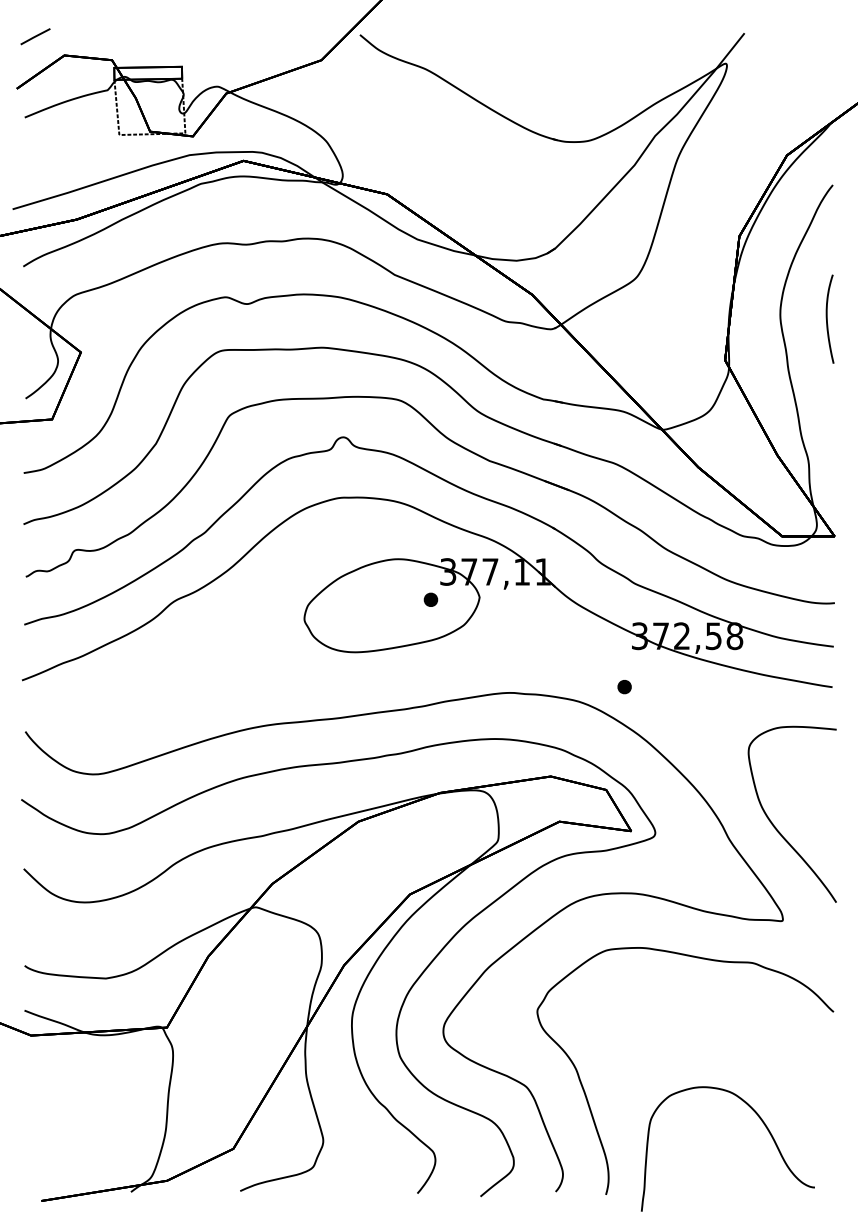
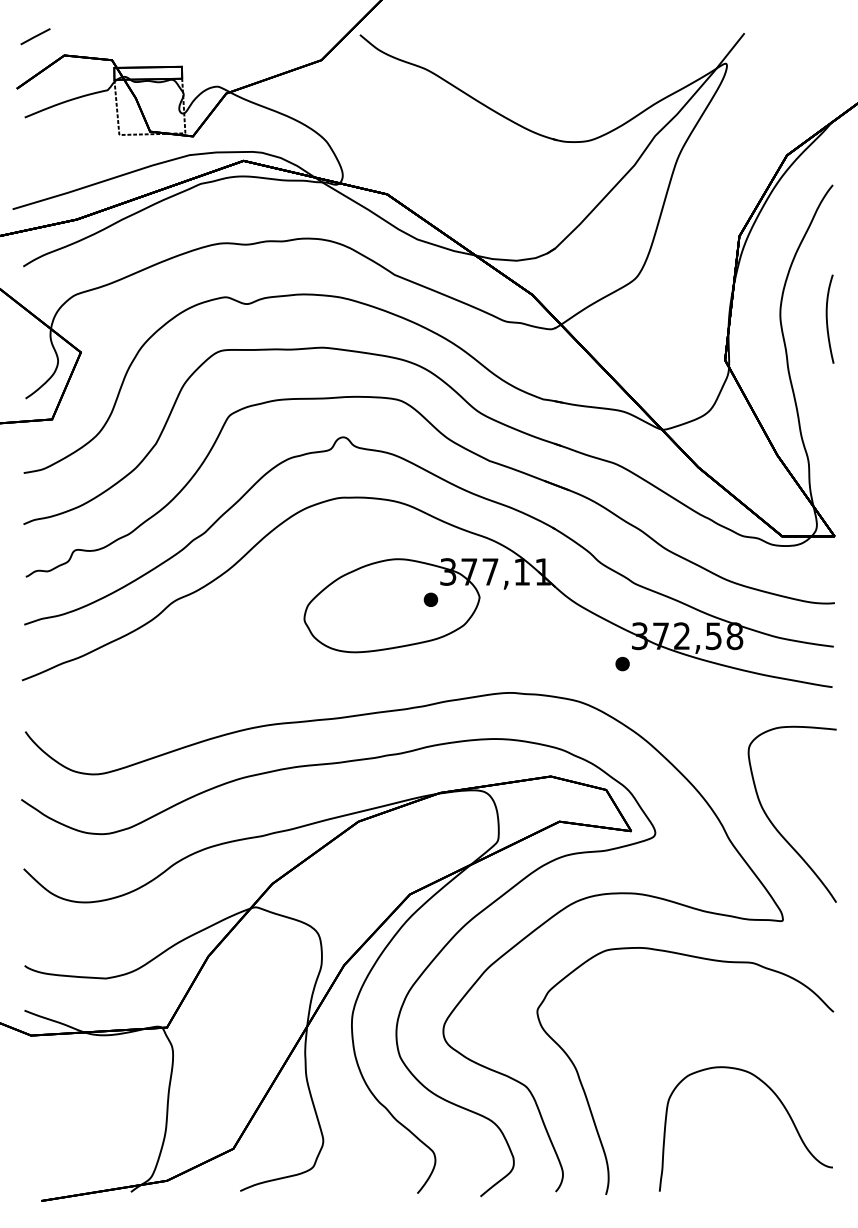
part position: (624, 687) -> (622, 664) (622, 664)
curve position: (763, 1124) -> (781, 1104) (781, 1104)
